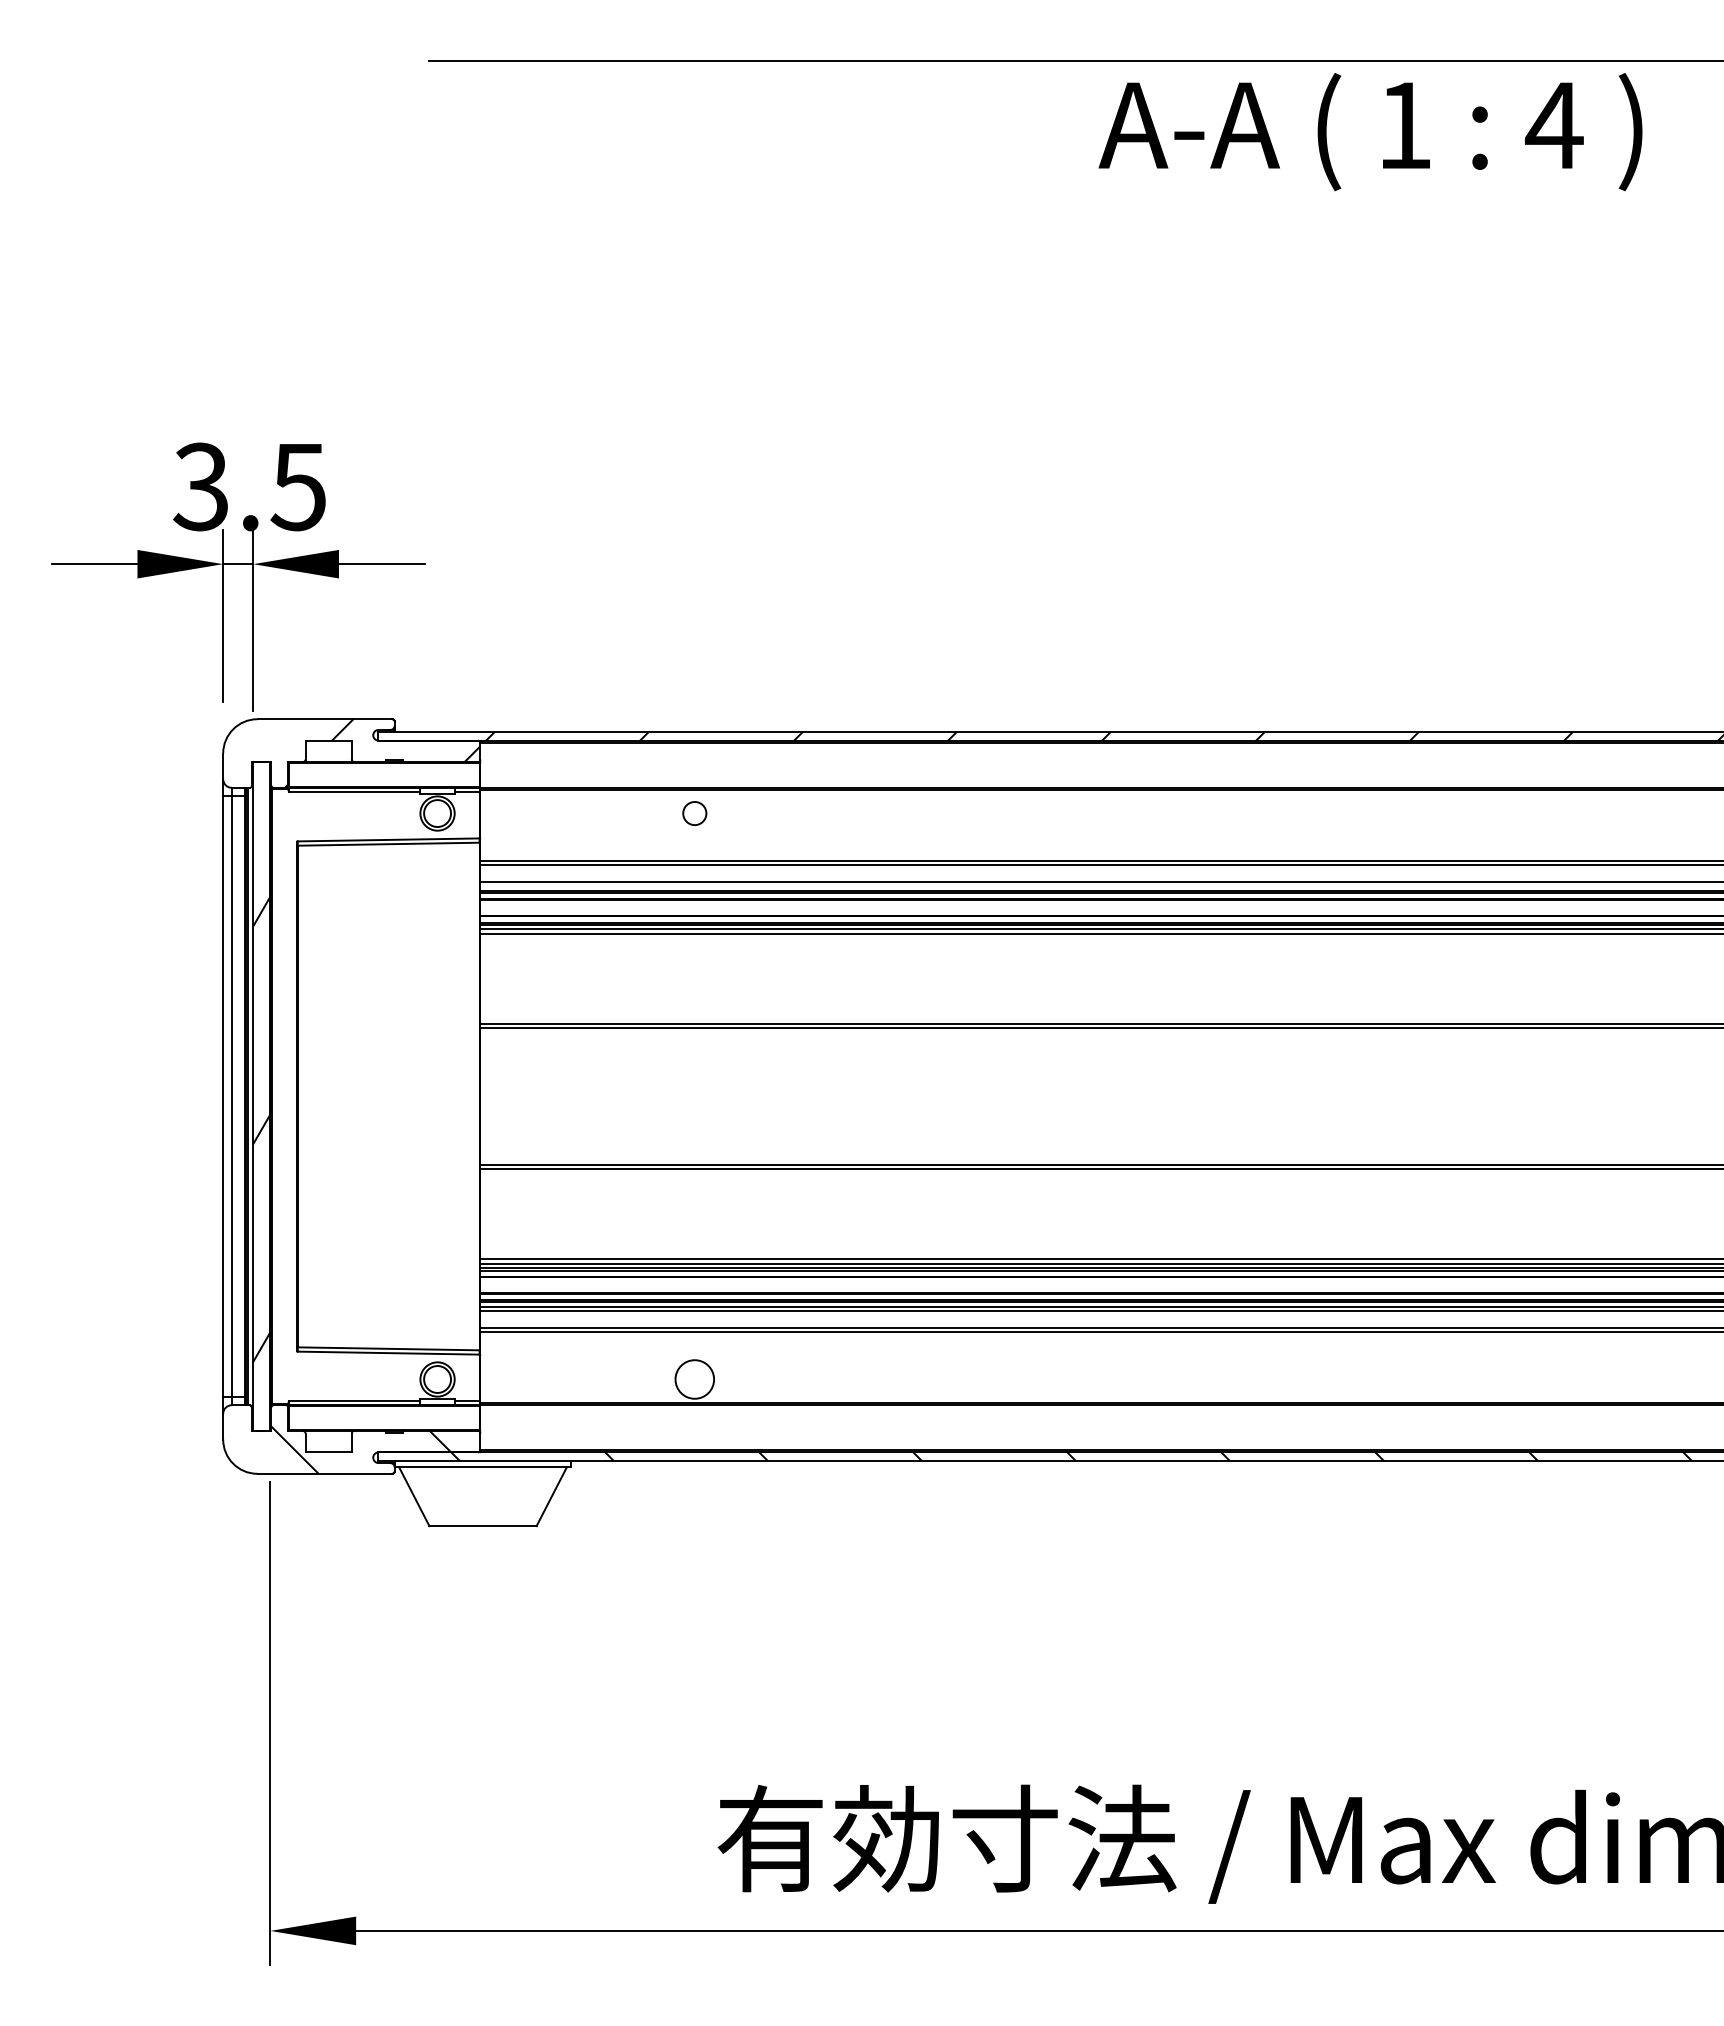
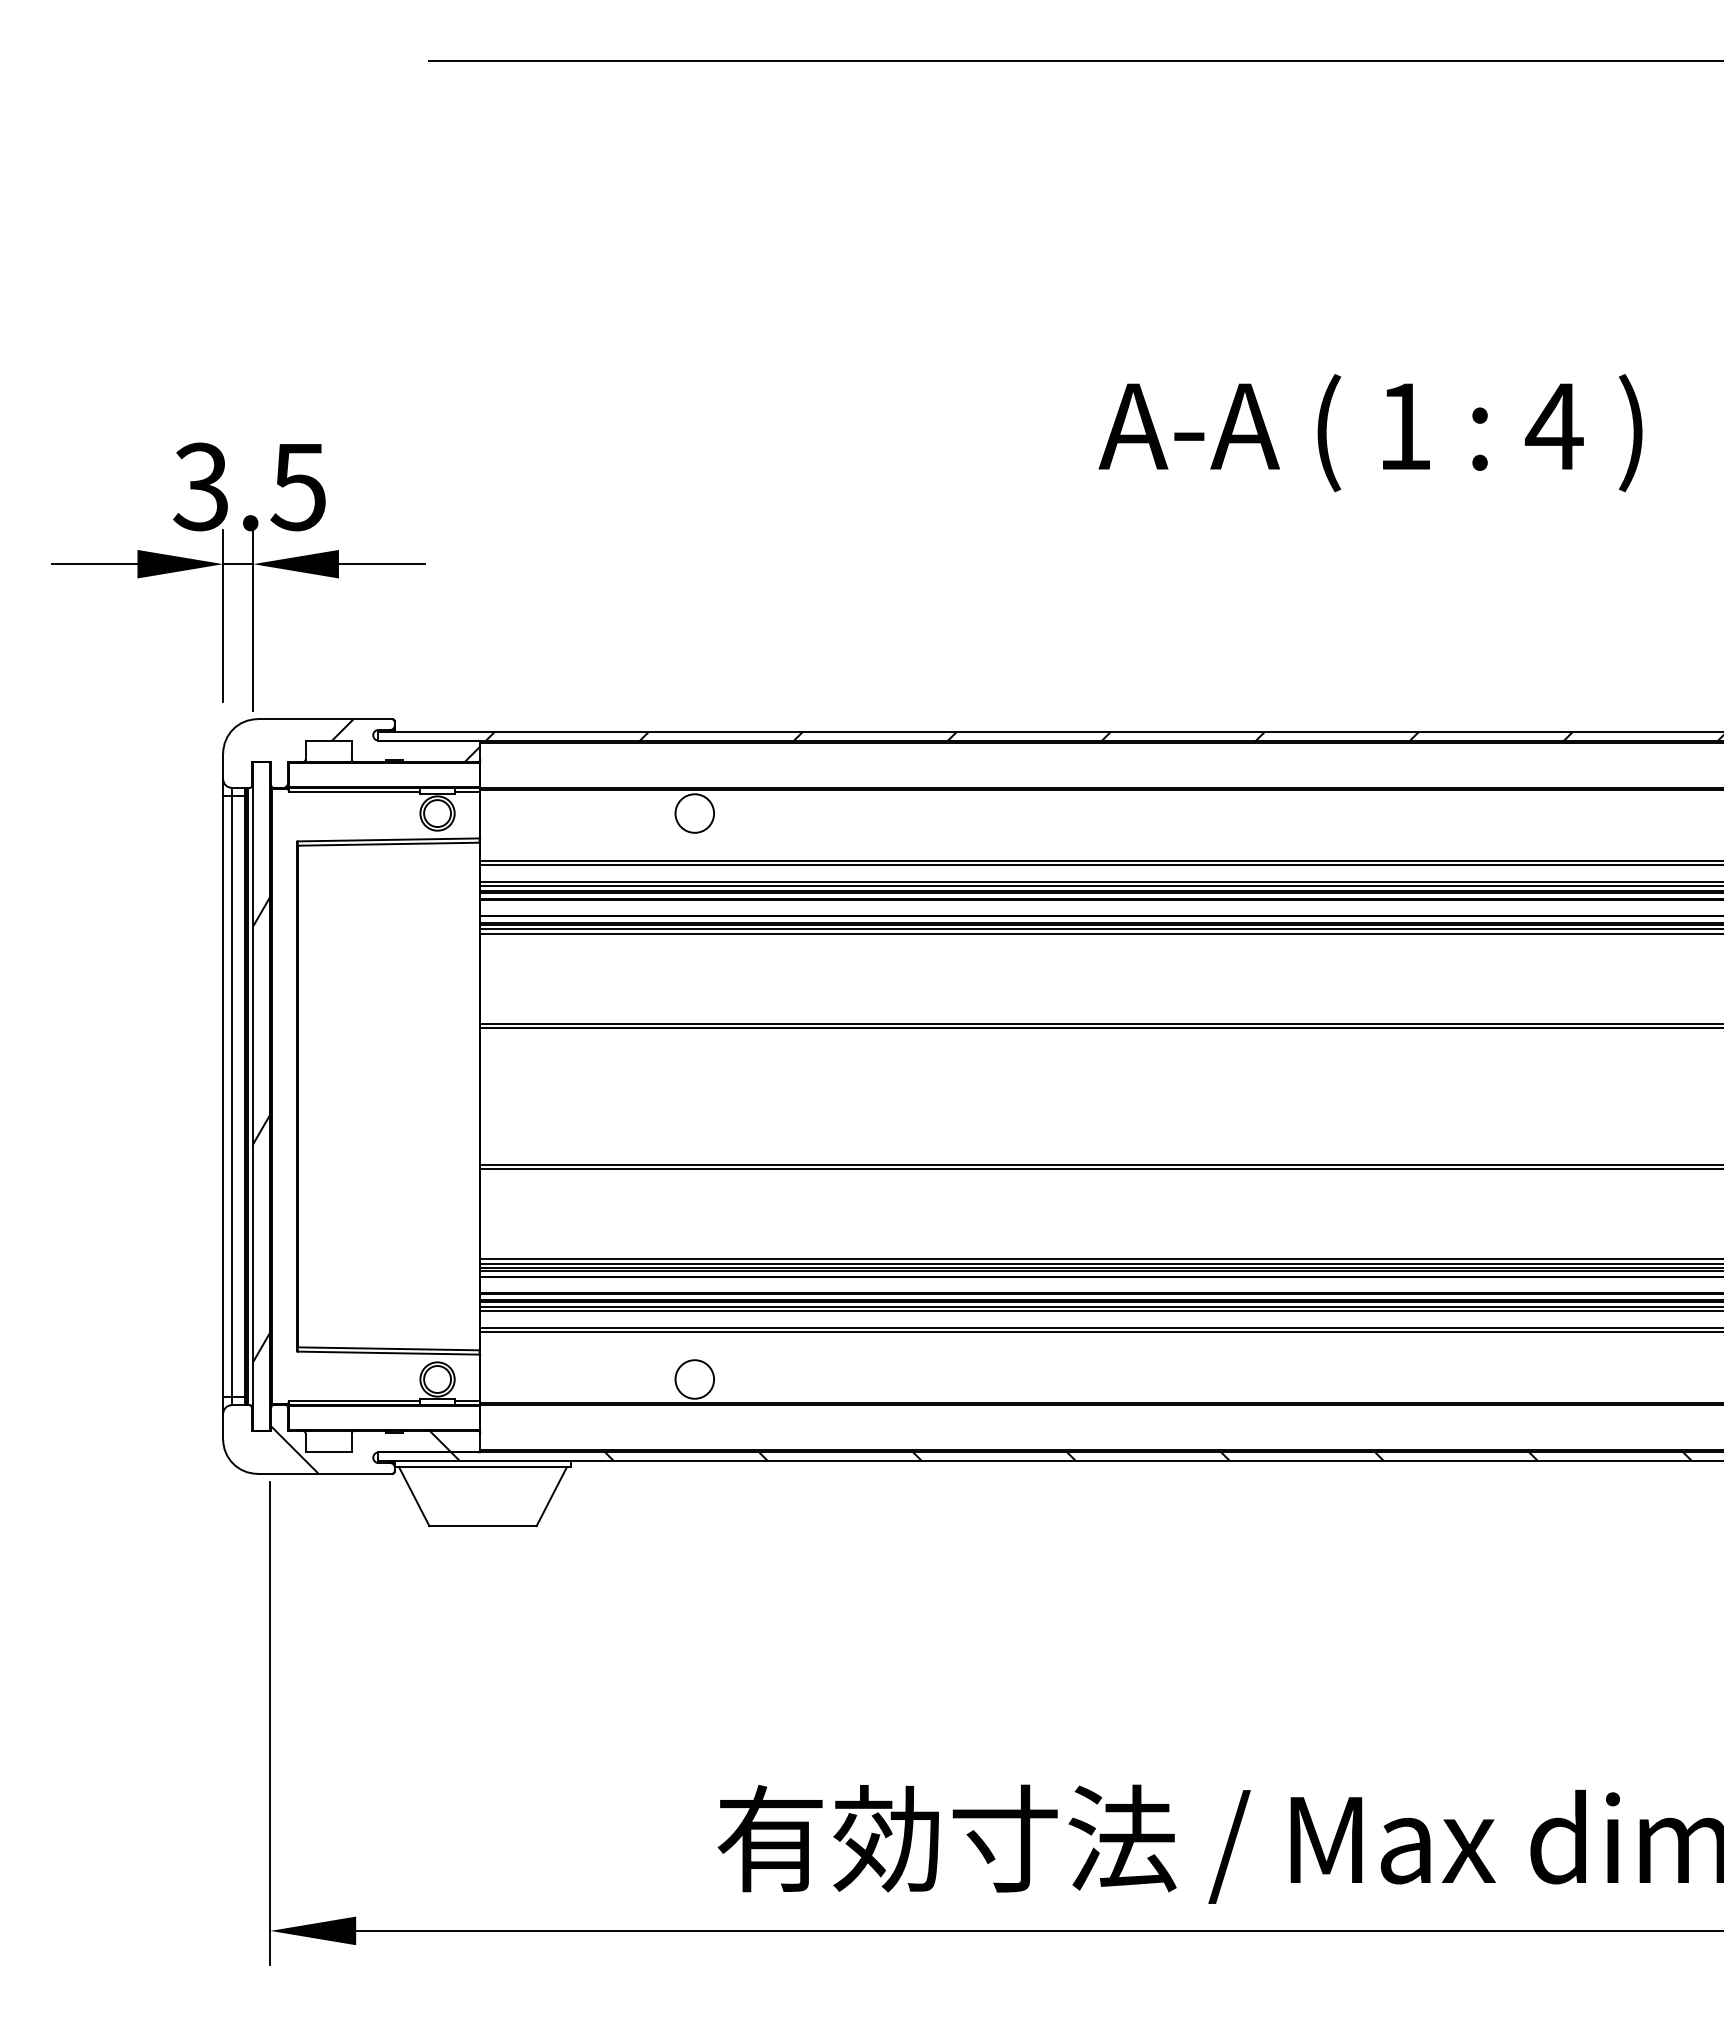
text position: (1370, 132) -> (1370, 433) (1370, 433)
circle diameter: 23 px -> 39 px (694, 813)
line: none -> present (1100, 886)
